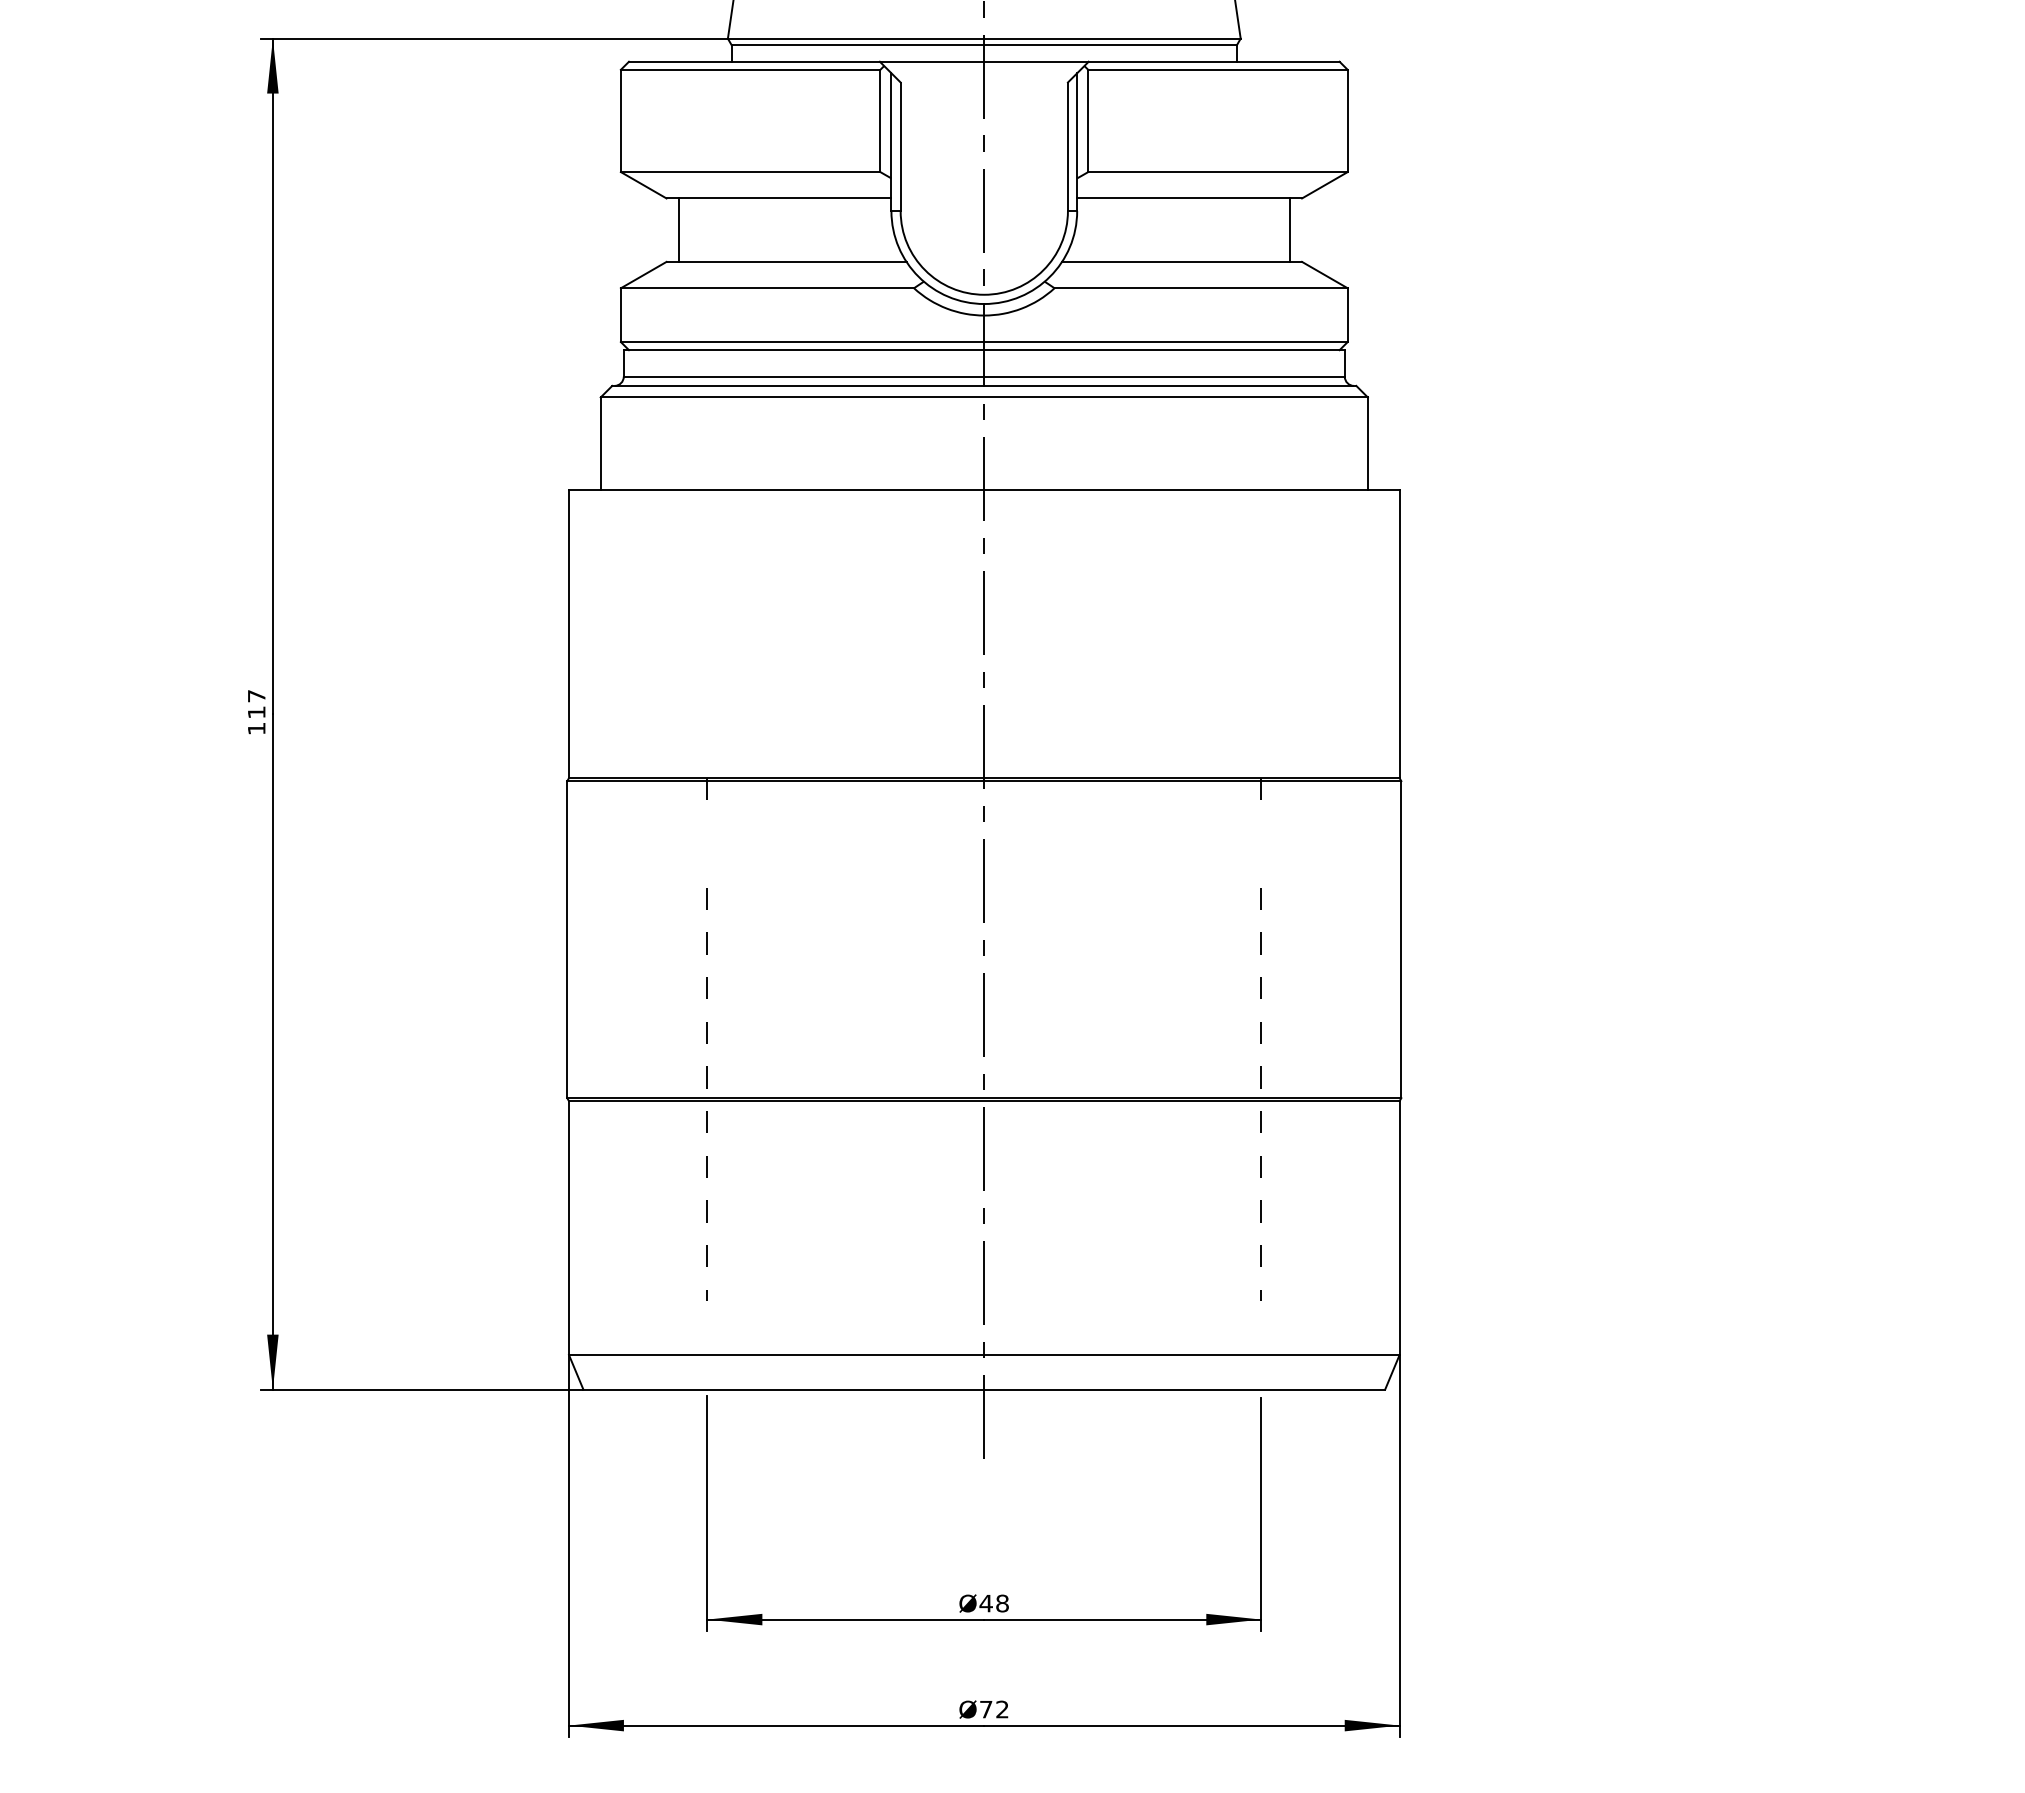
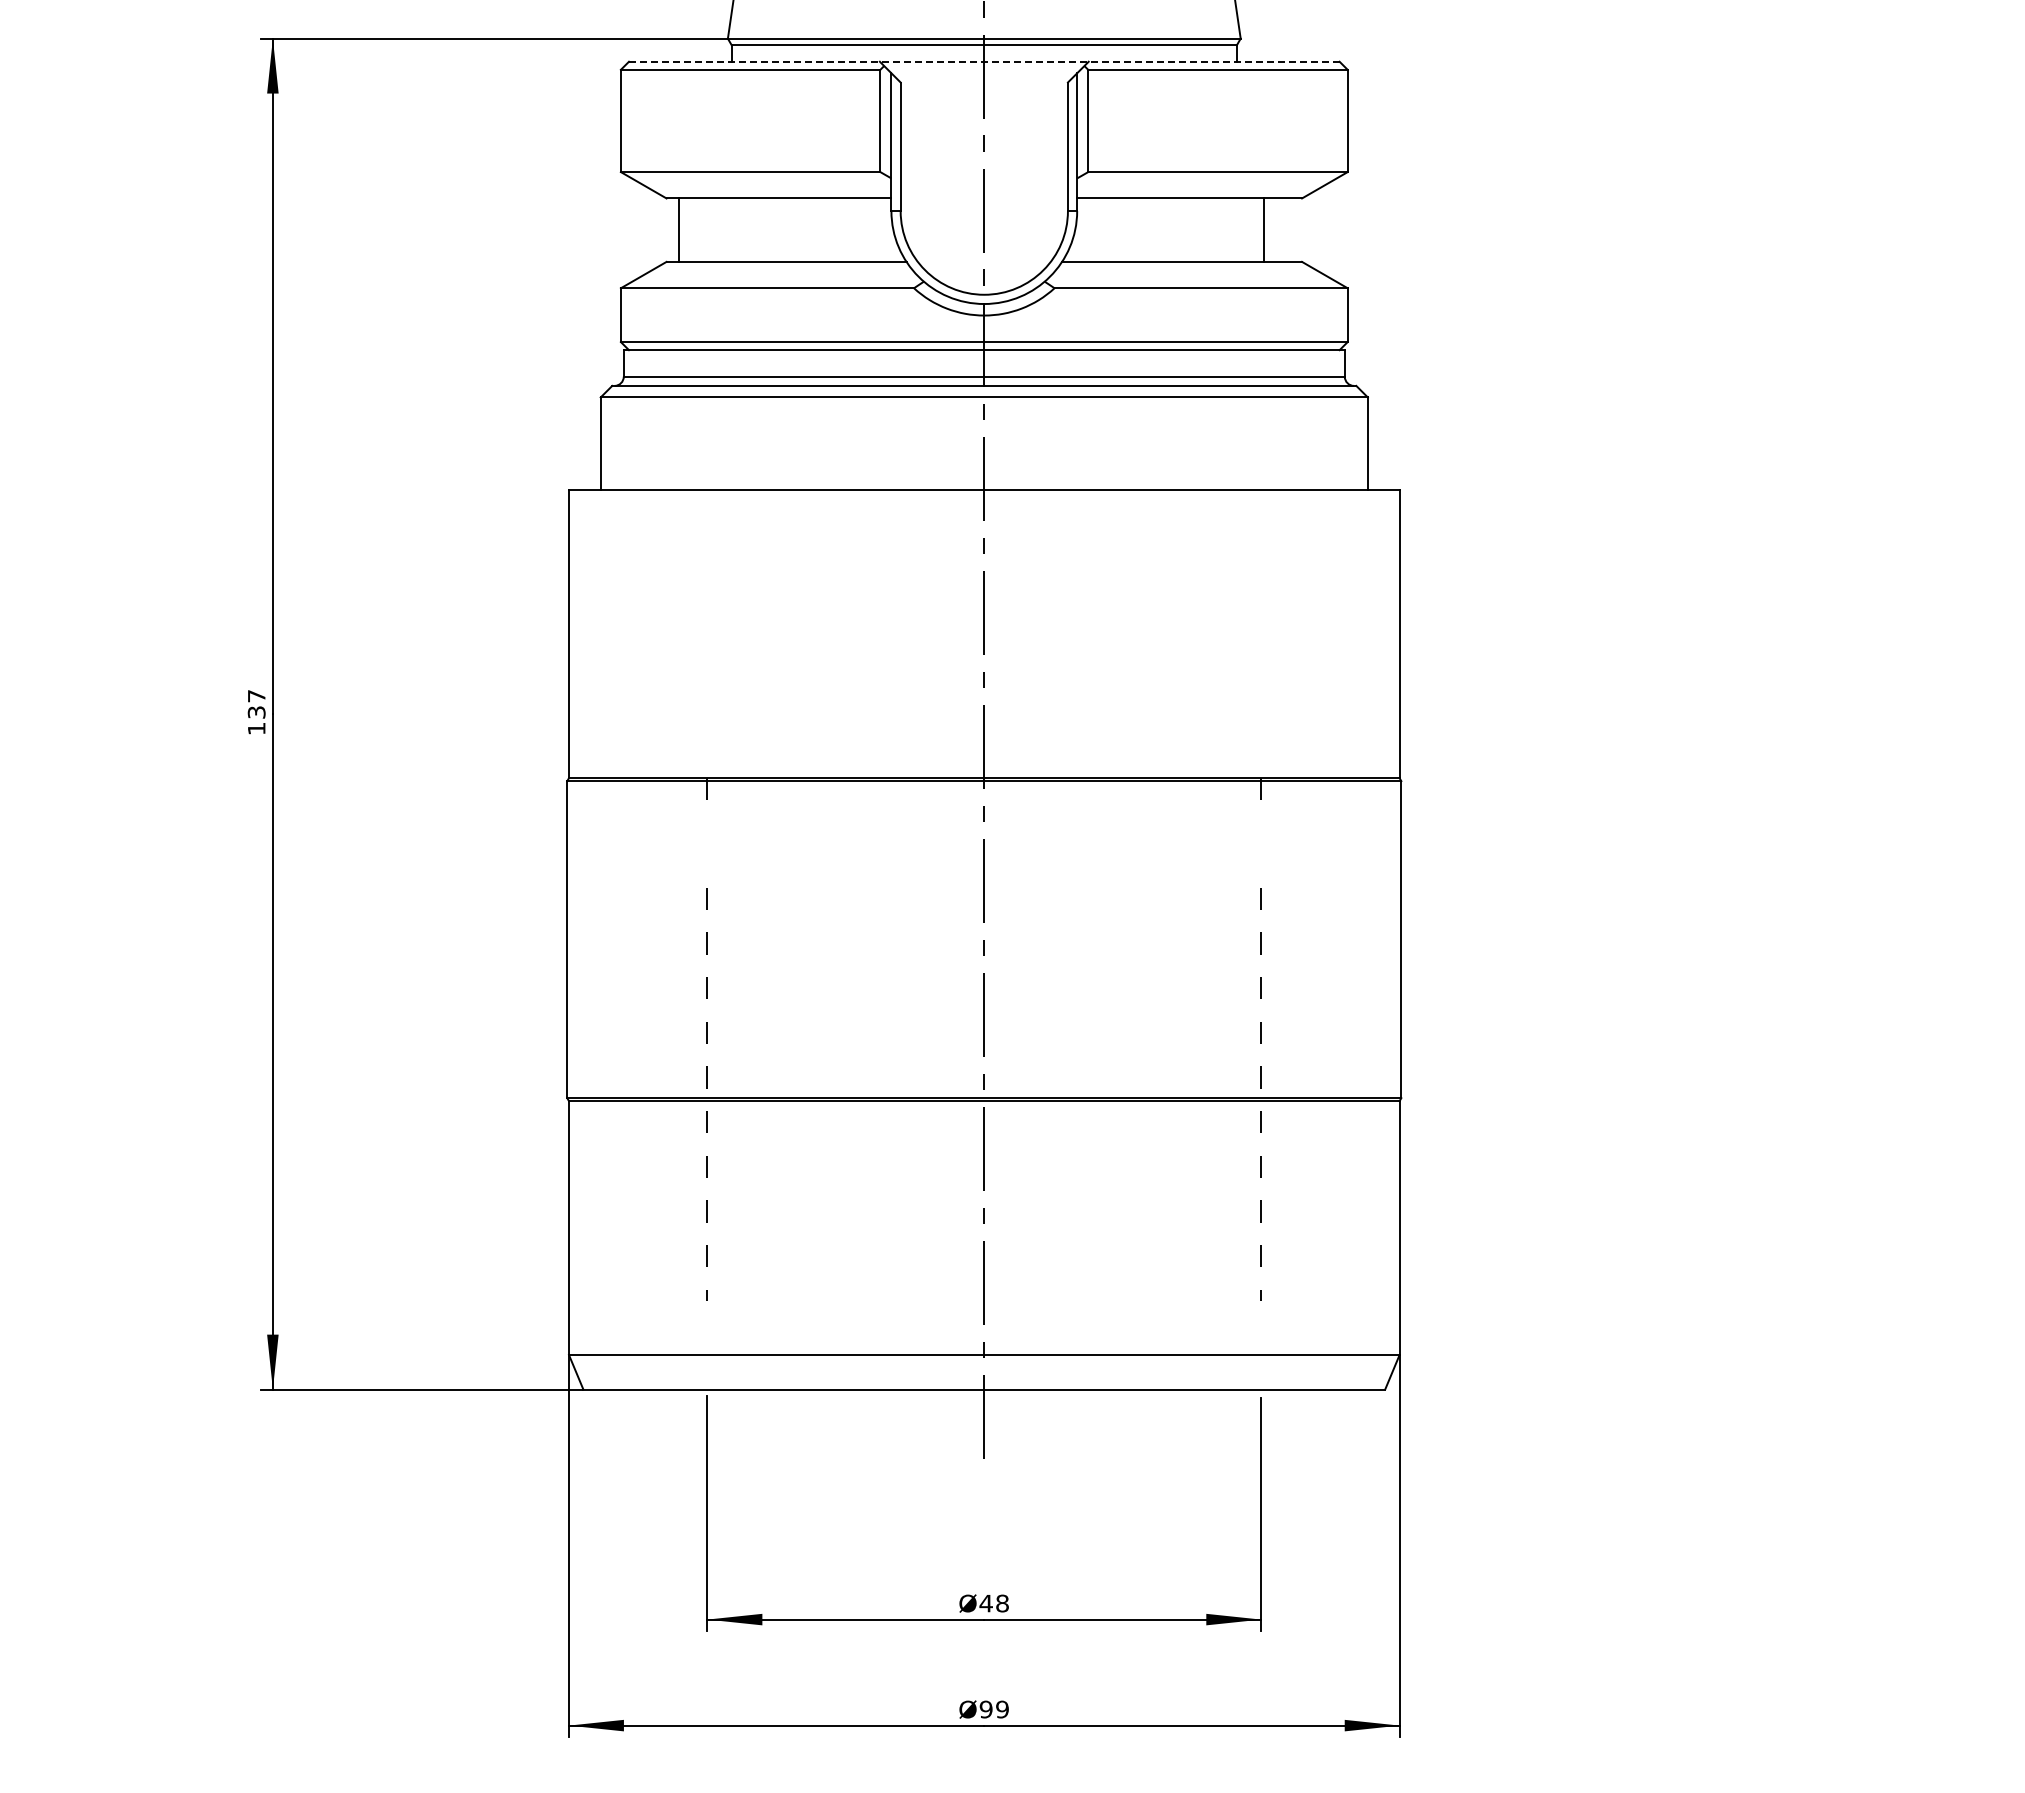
line: solid -> dashed (984, 61)
line position: (1290, 229) -> (1264, 229) (1264, 229)
text: 117 -> 137 (256, 712)
text: Ø72 -> Ø99 (993, 1709)
